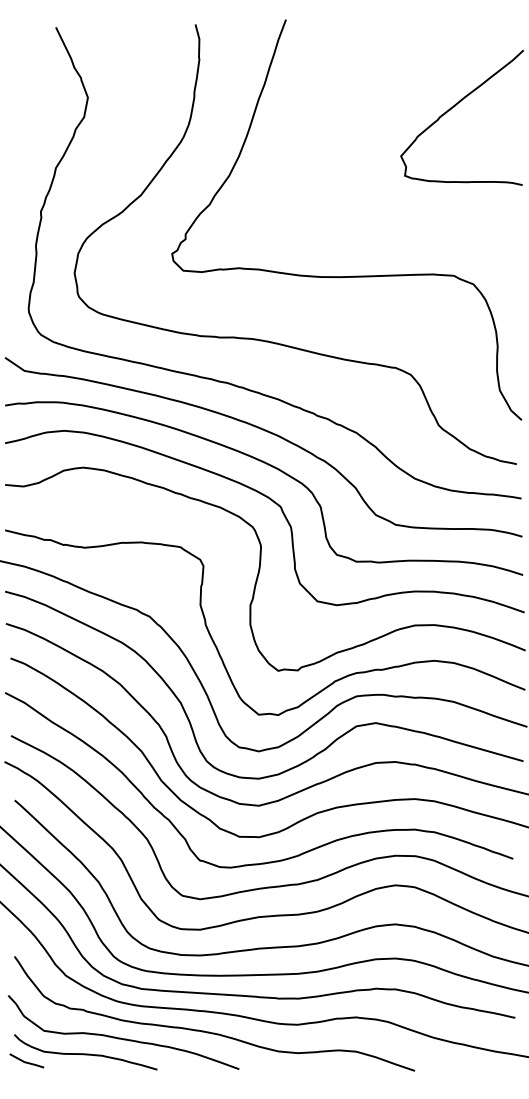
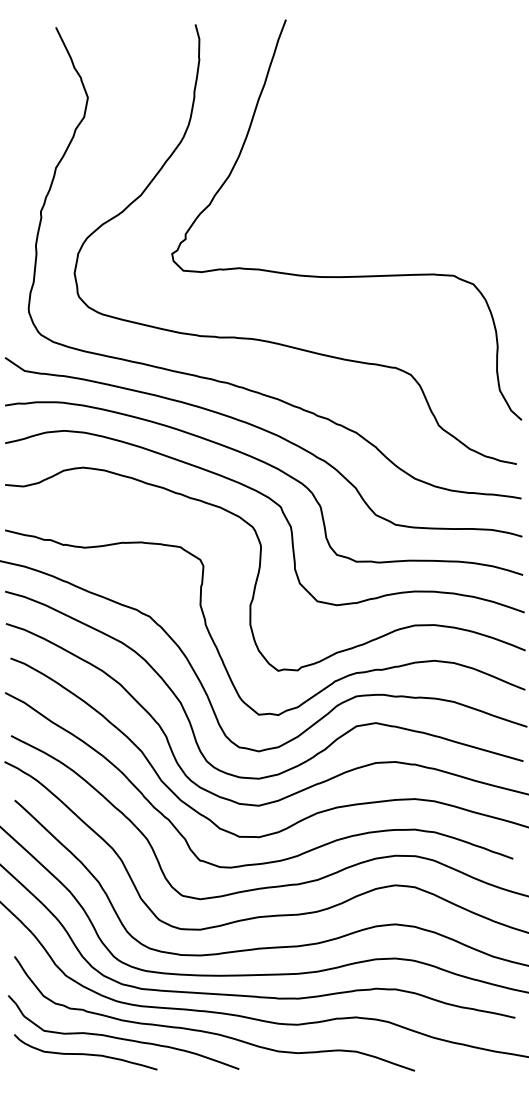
curve: present -> none (454, 107)
line: present -> none (26, 1061)
